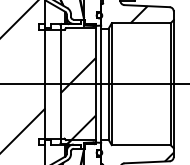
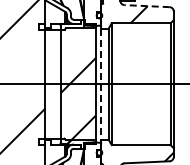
line: solid -> dashed (147, 6)
line: solid -> dashed (101, 84)
